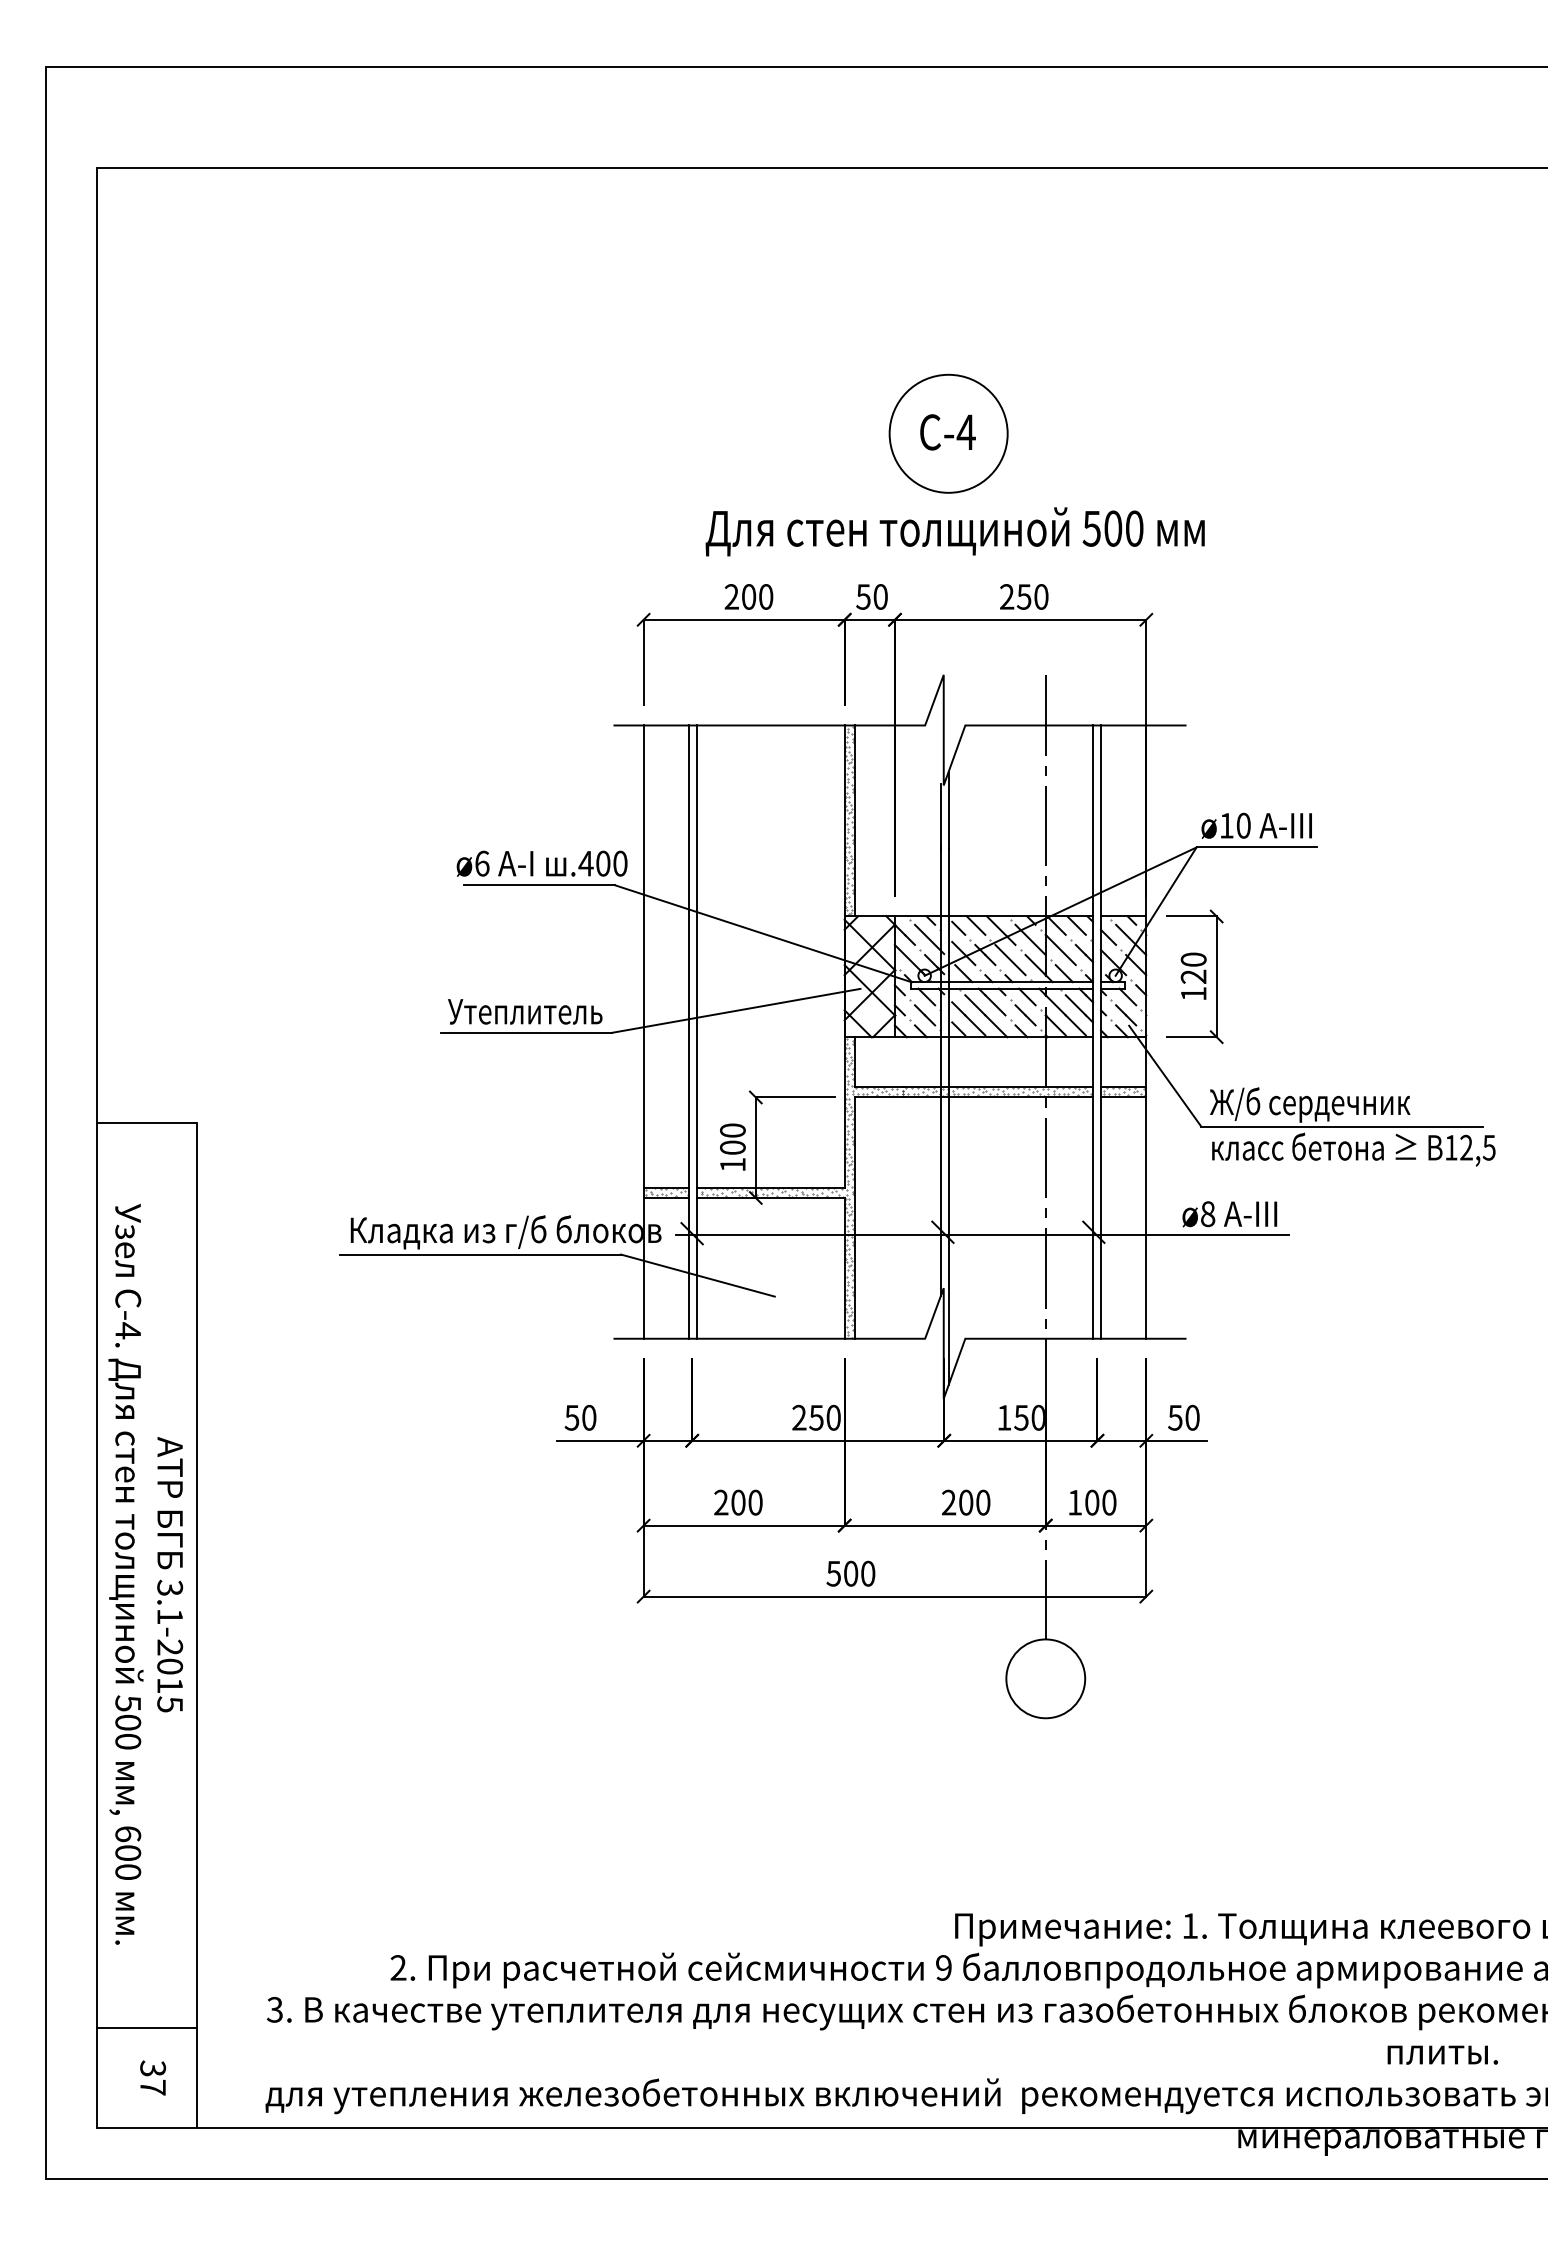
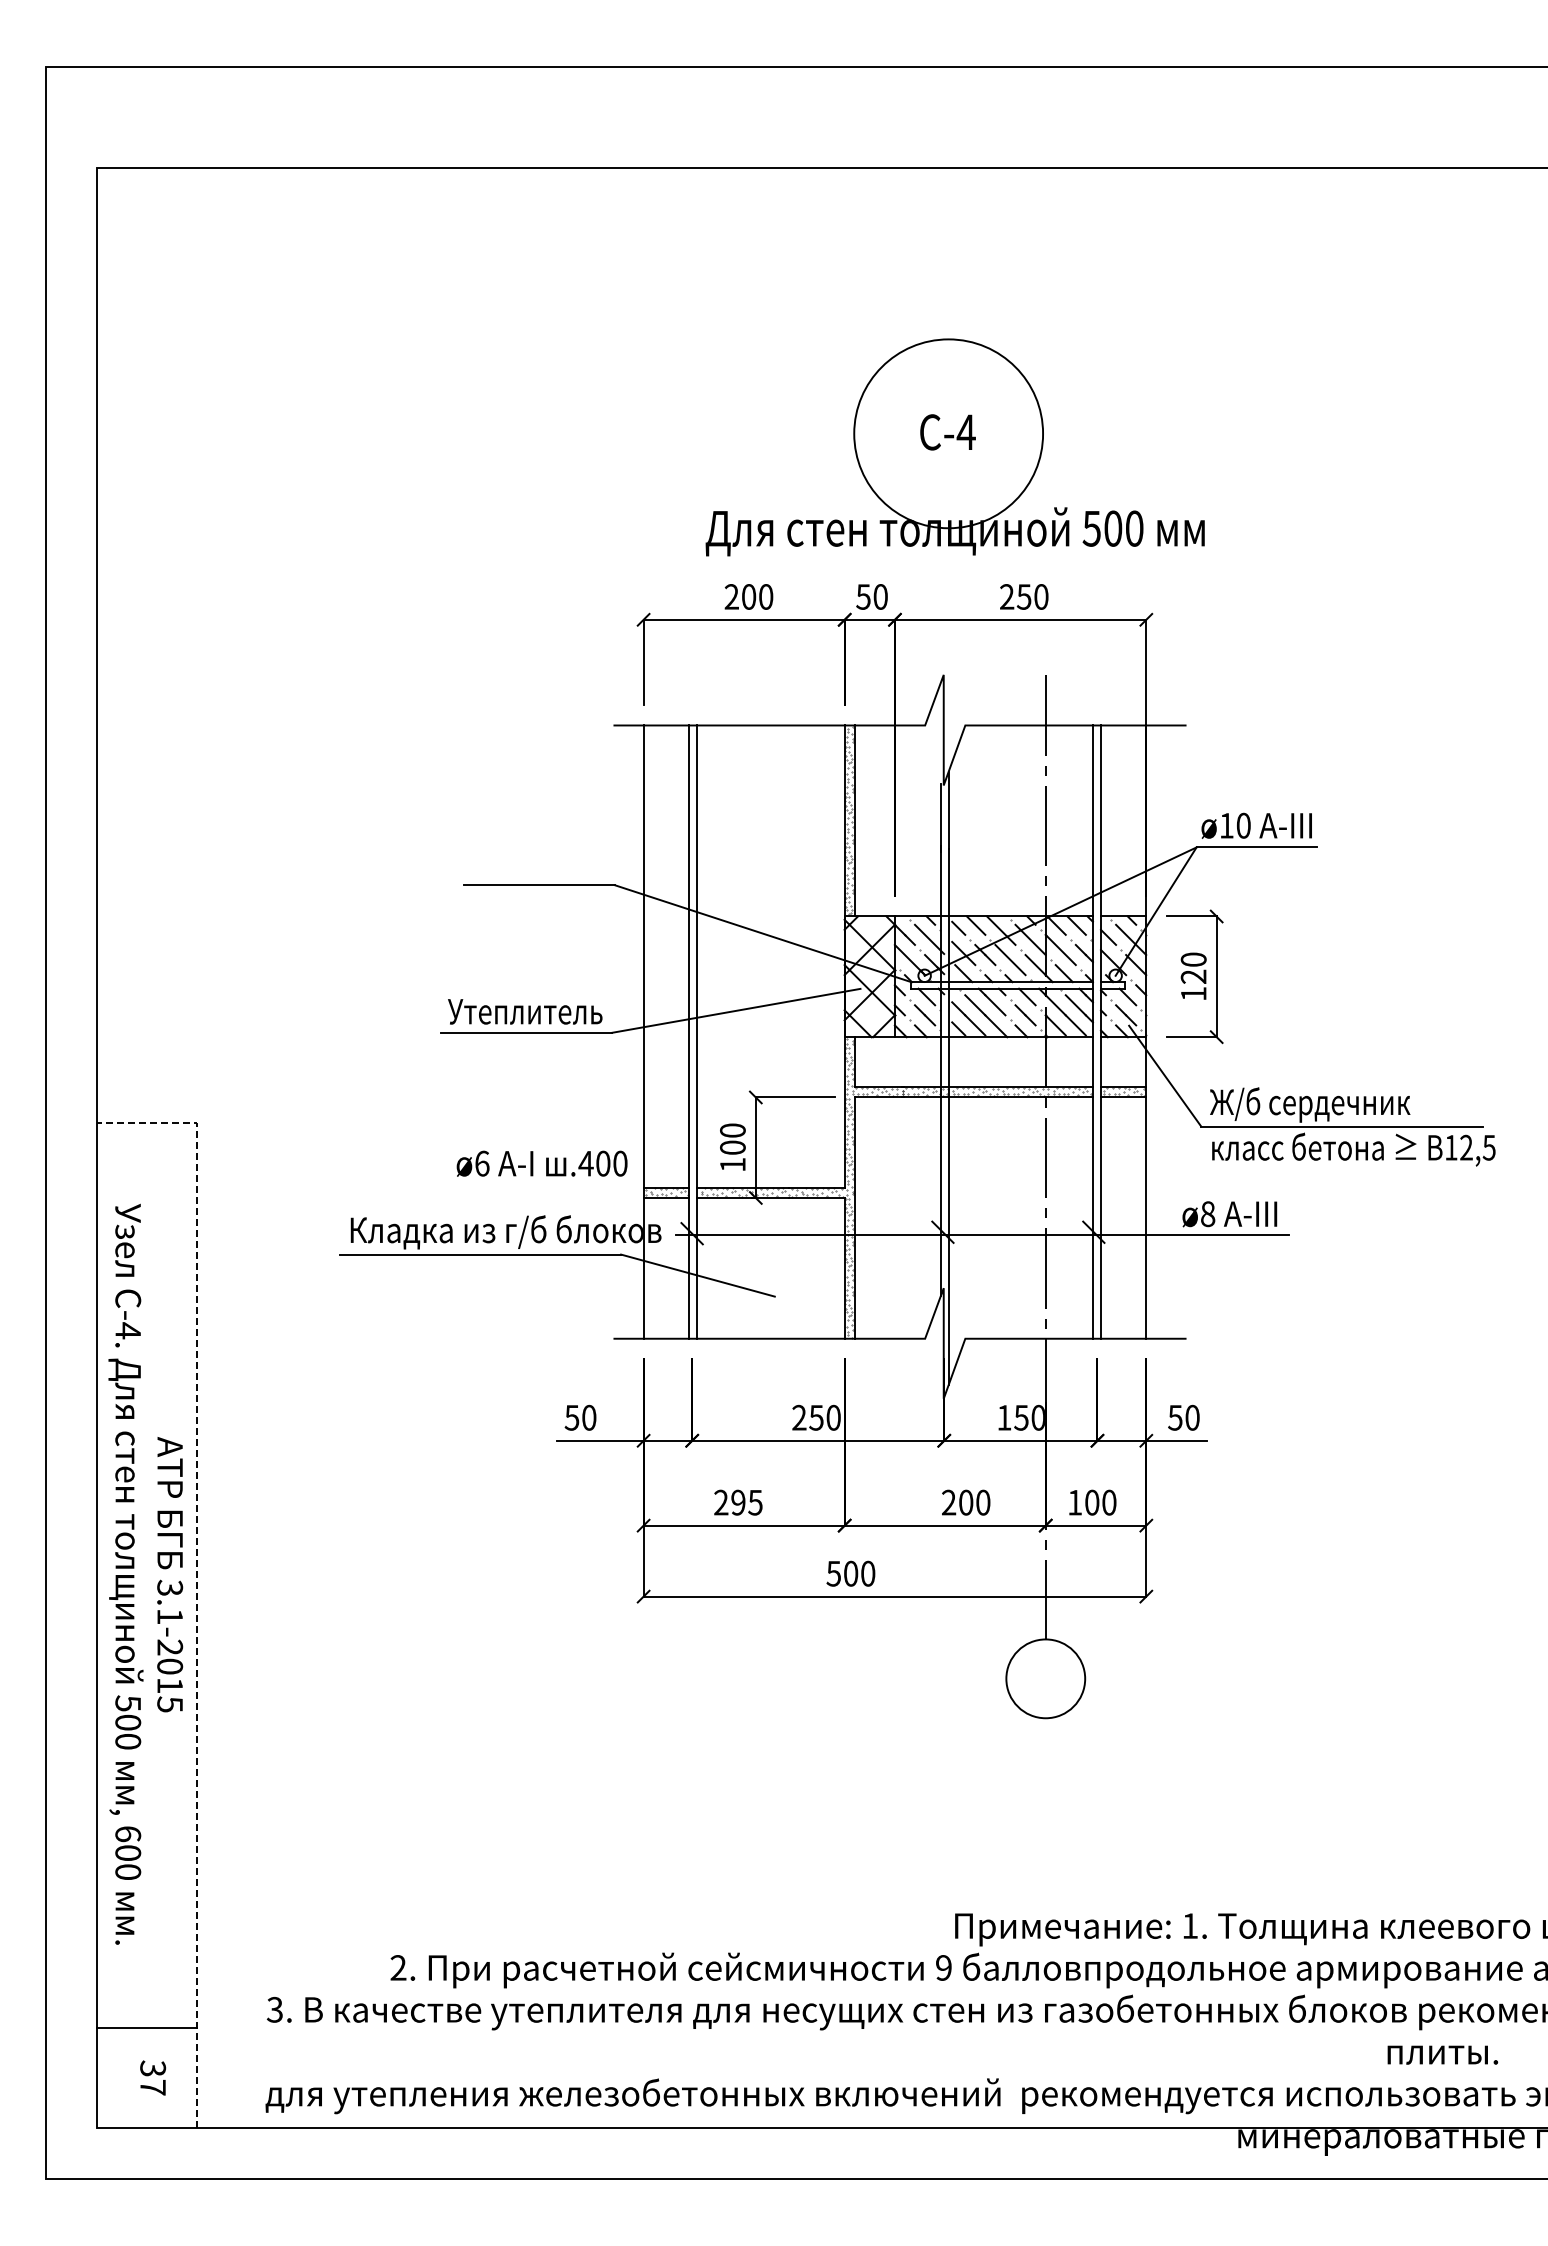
circle diameter: 118 px -> 189 px (948, 433)
text position: (541, 863) -> (541, 1163) (541, 1163)
text: 200 -> 295 (746, 1502)
line: solid -> dashed (197, 1574)
